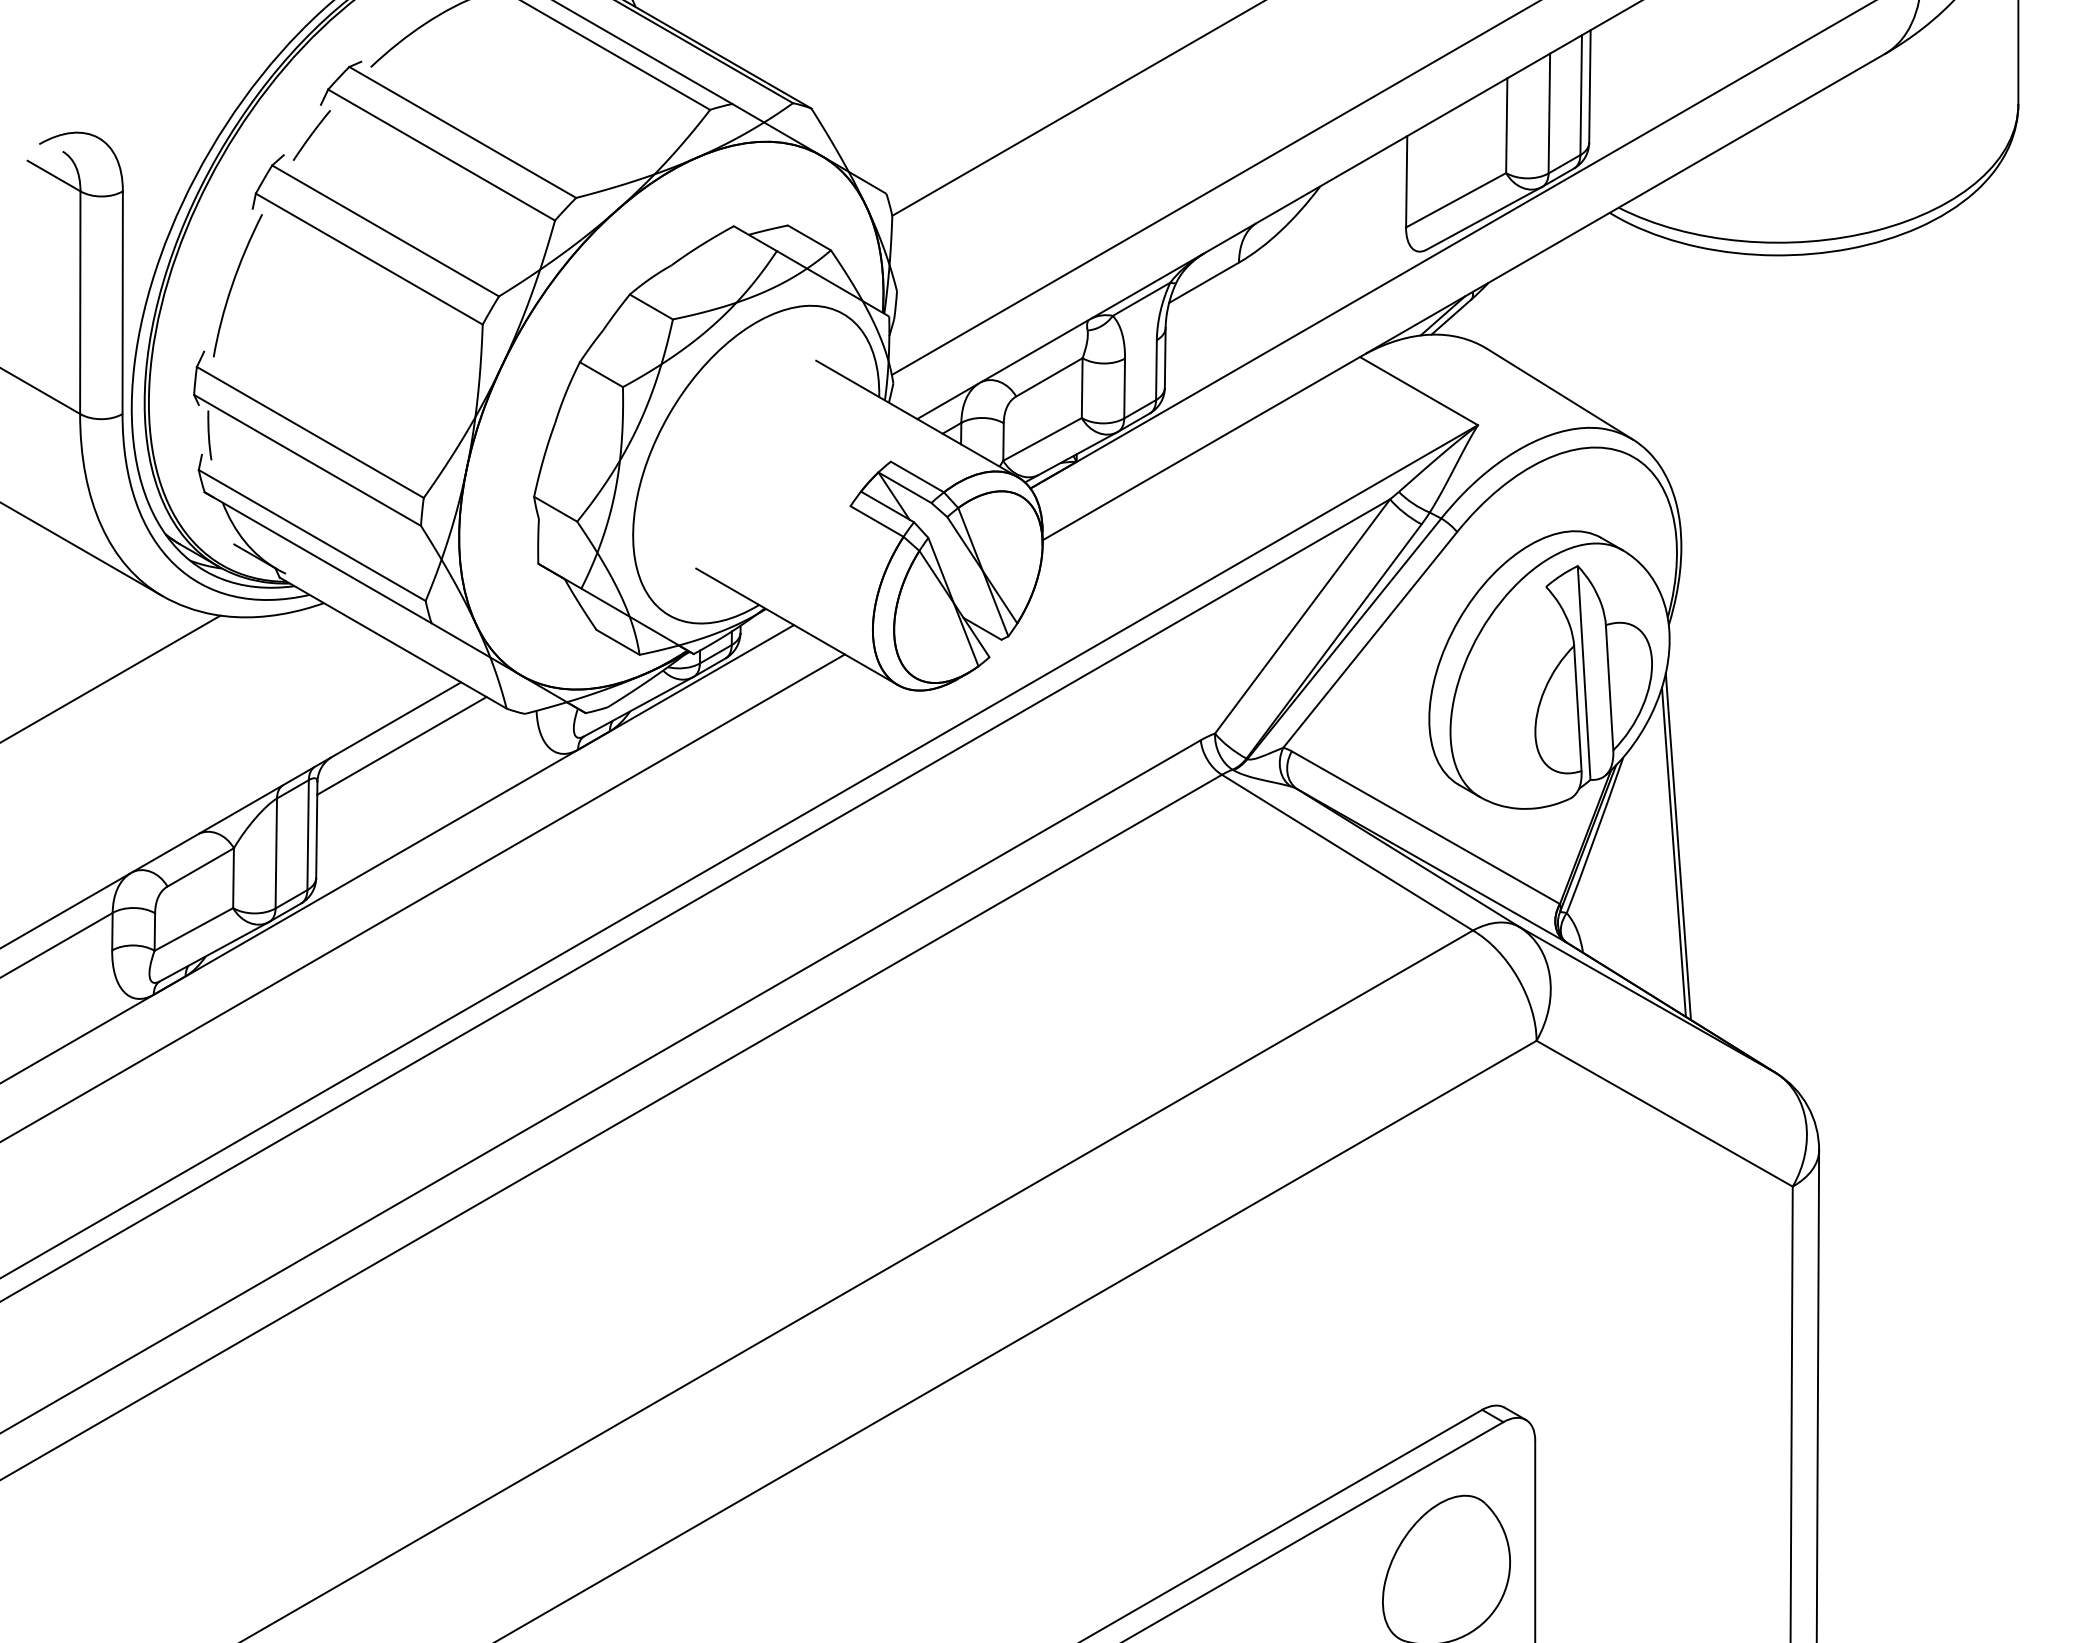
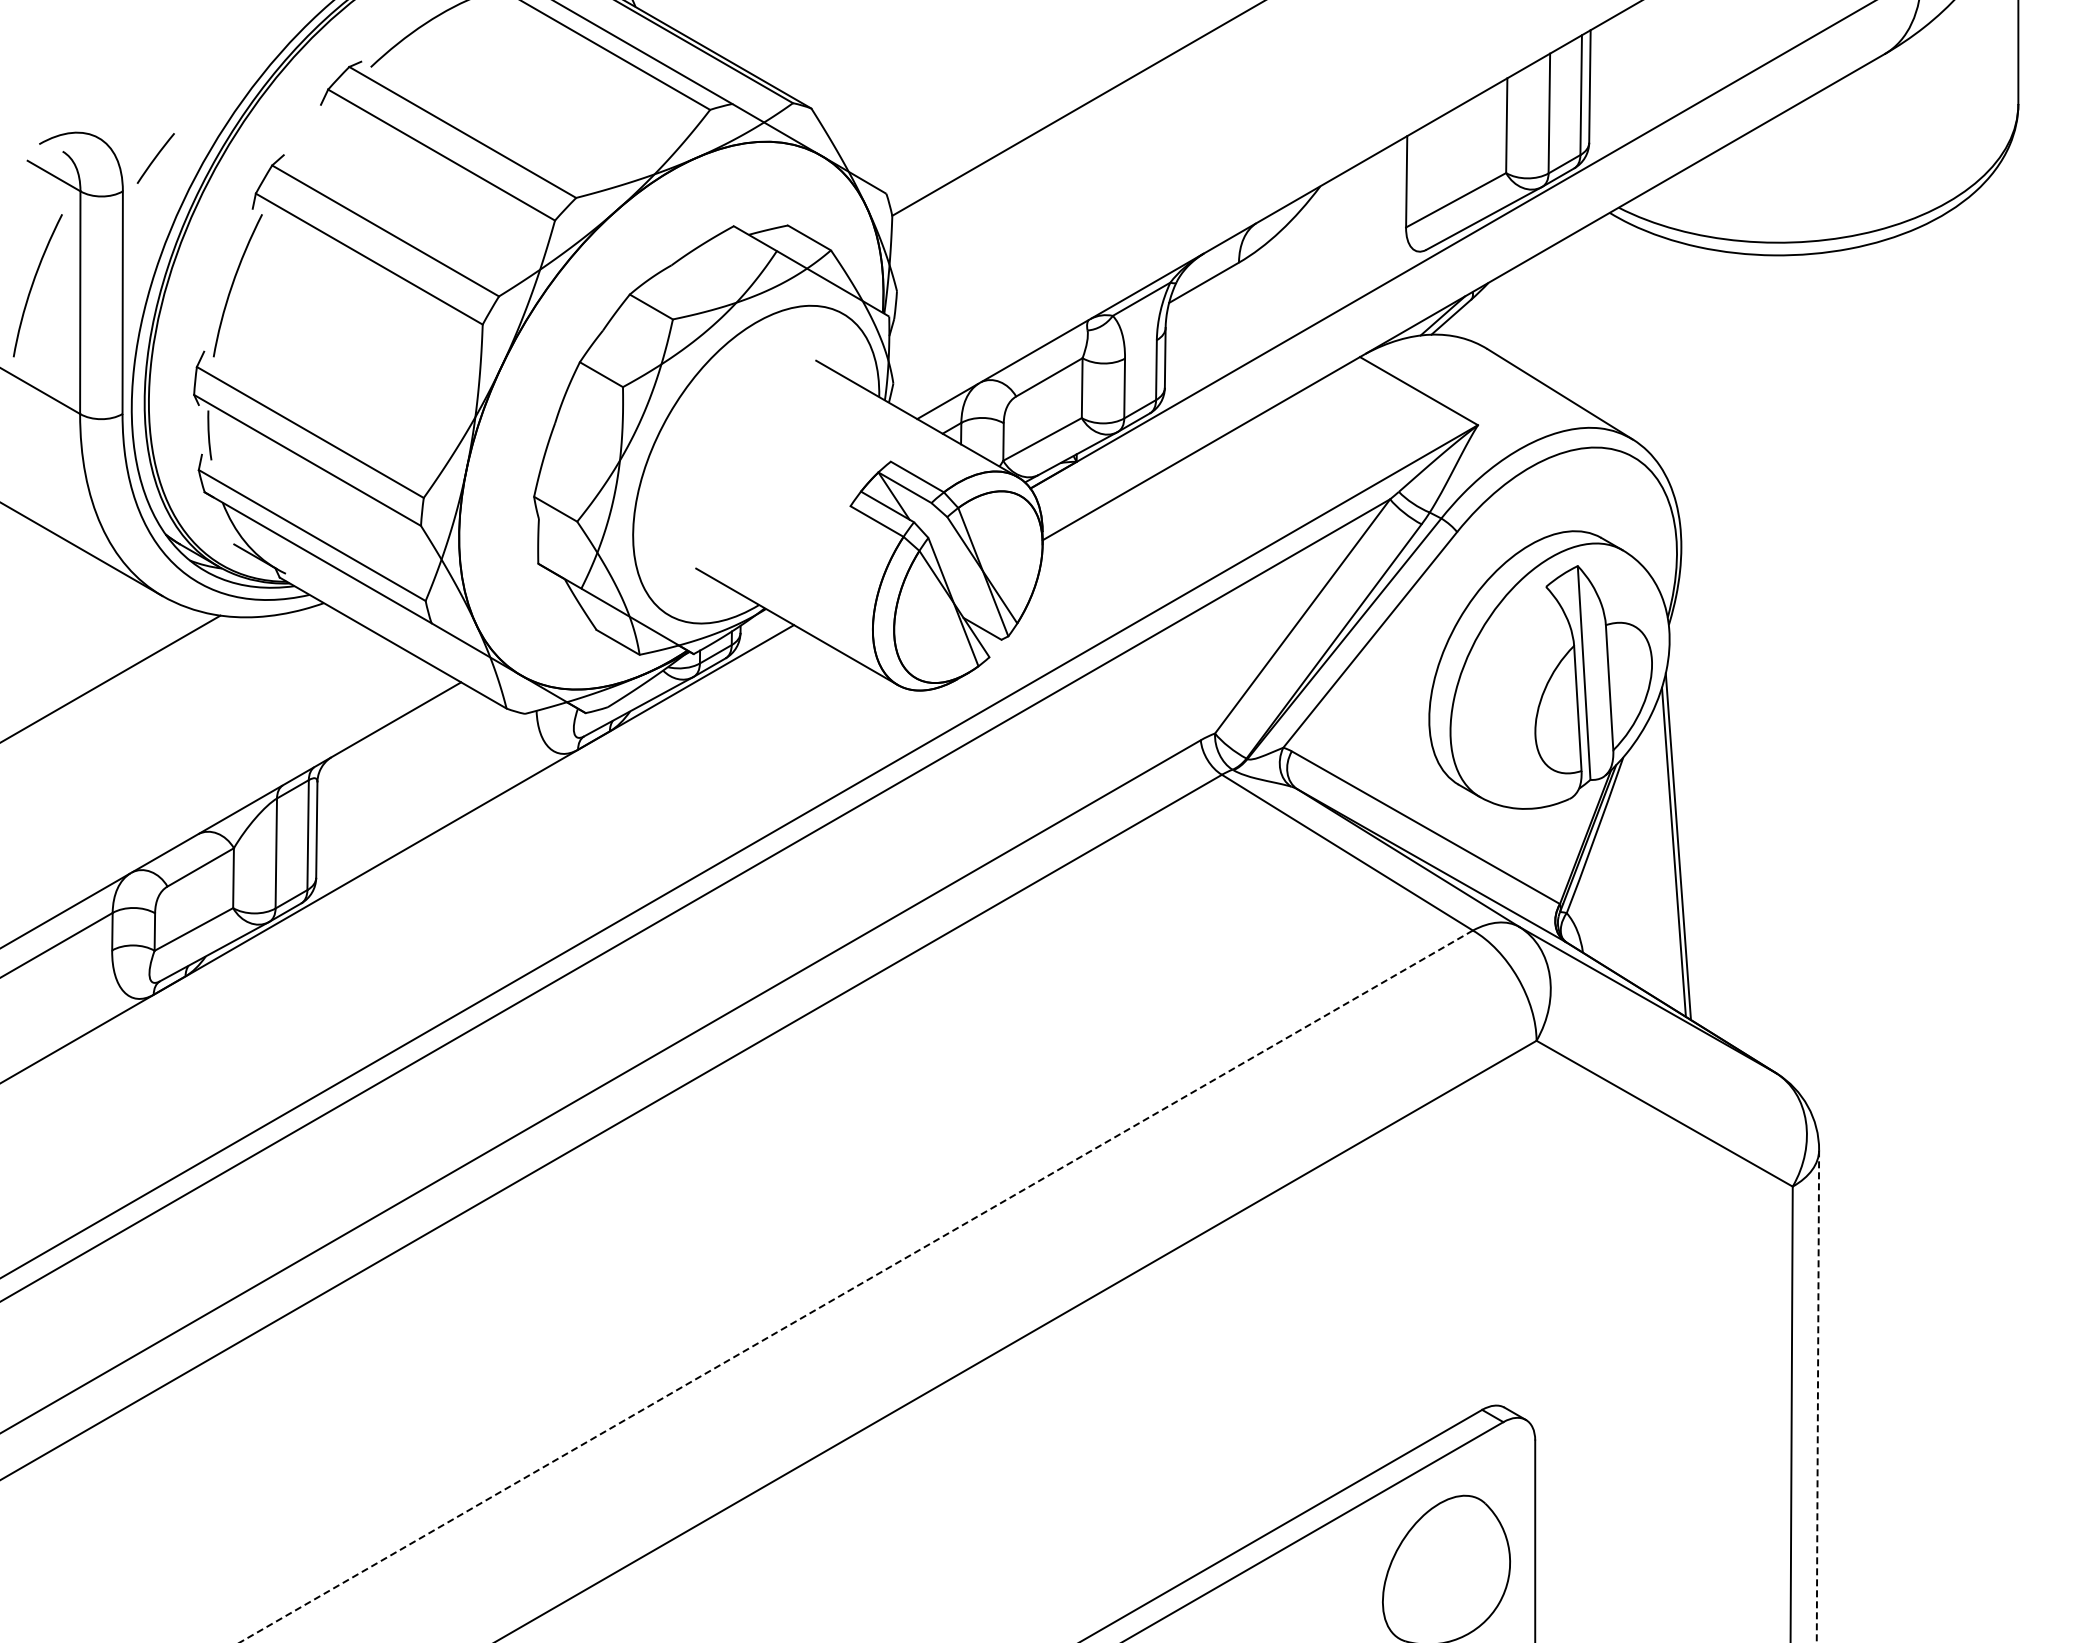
line position: (311, 135) -> (155, 158) (155, 158)
line: present -> none (1214, 188)
curve: none -> present (33, 285)
line: present -> none (401, 745)
line: present -> none (423, 897)
line: solid -> dashed (855, 1286)
line: solid -> dashed (1817, 1396)
